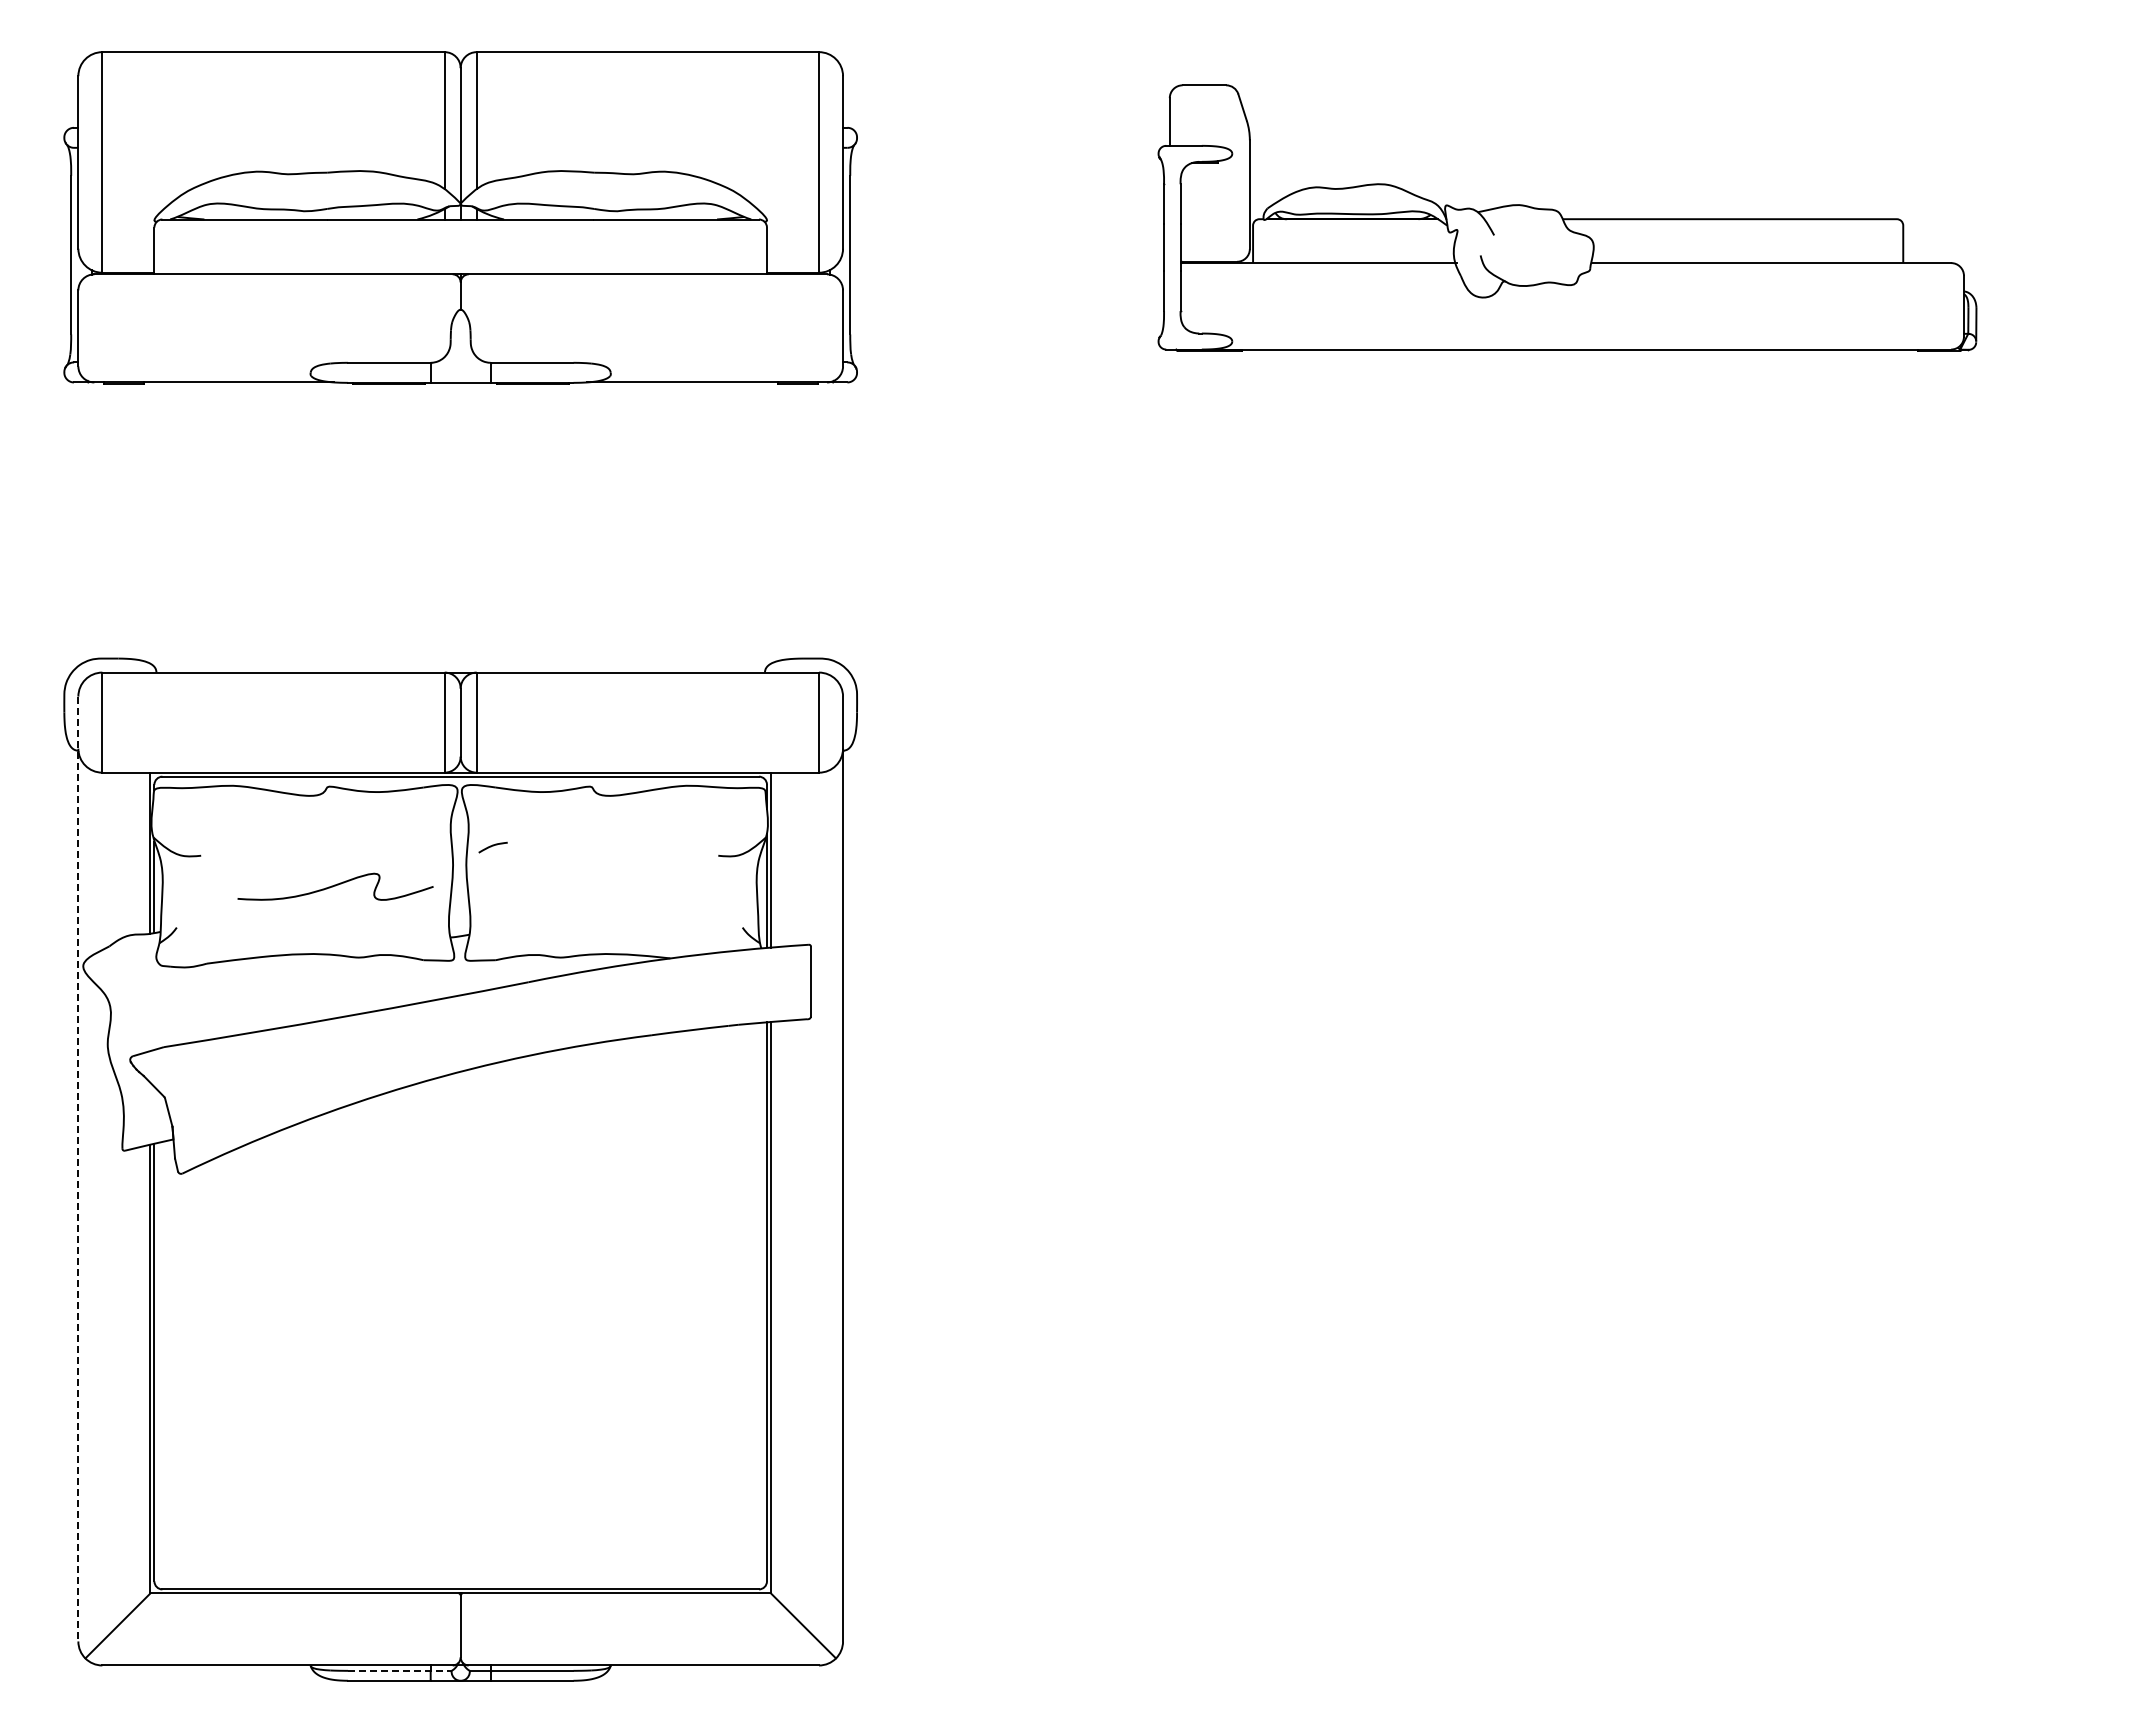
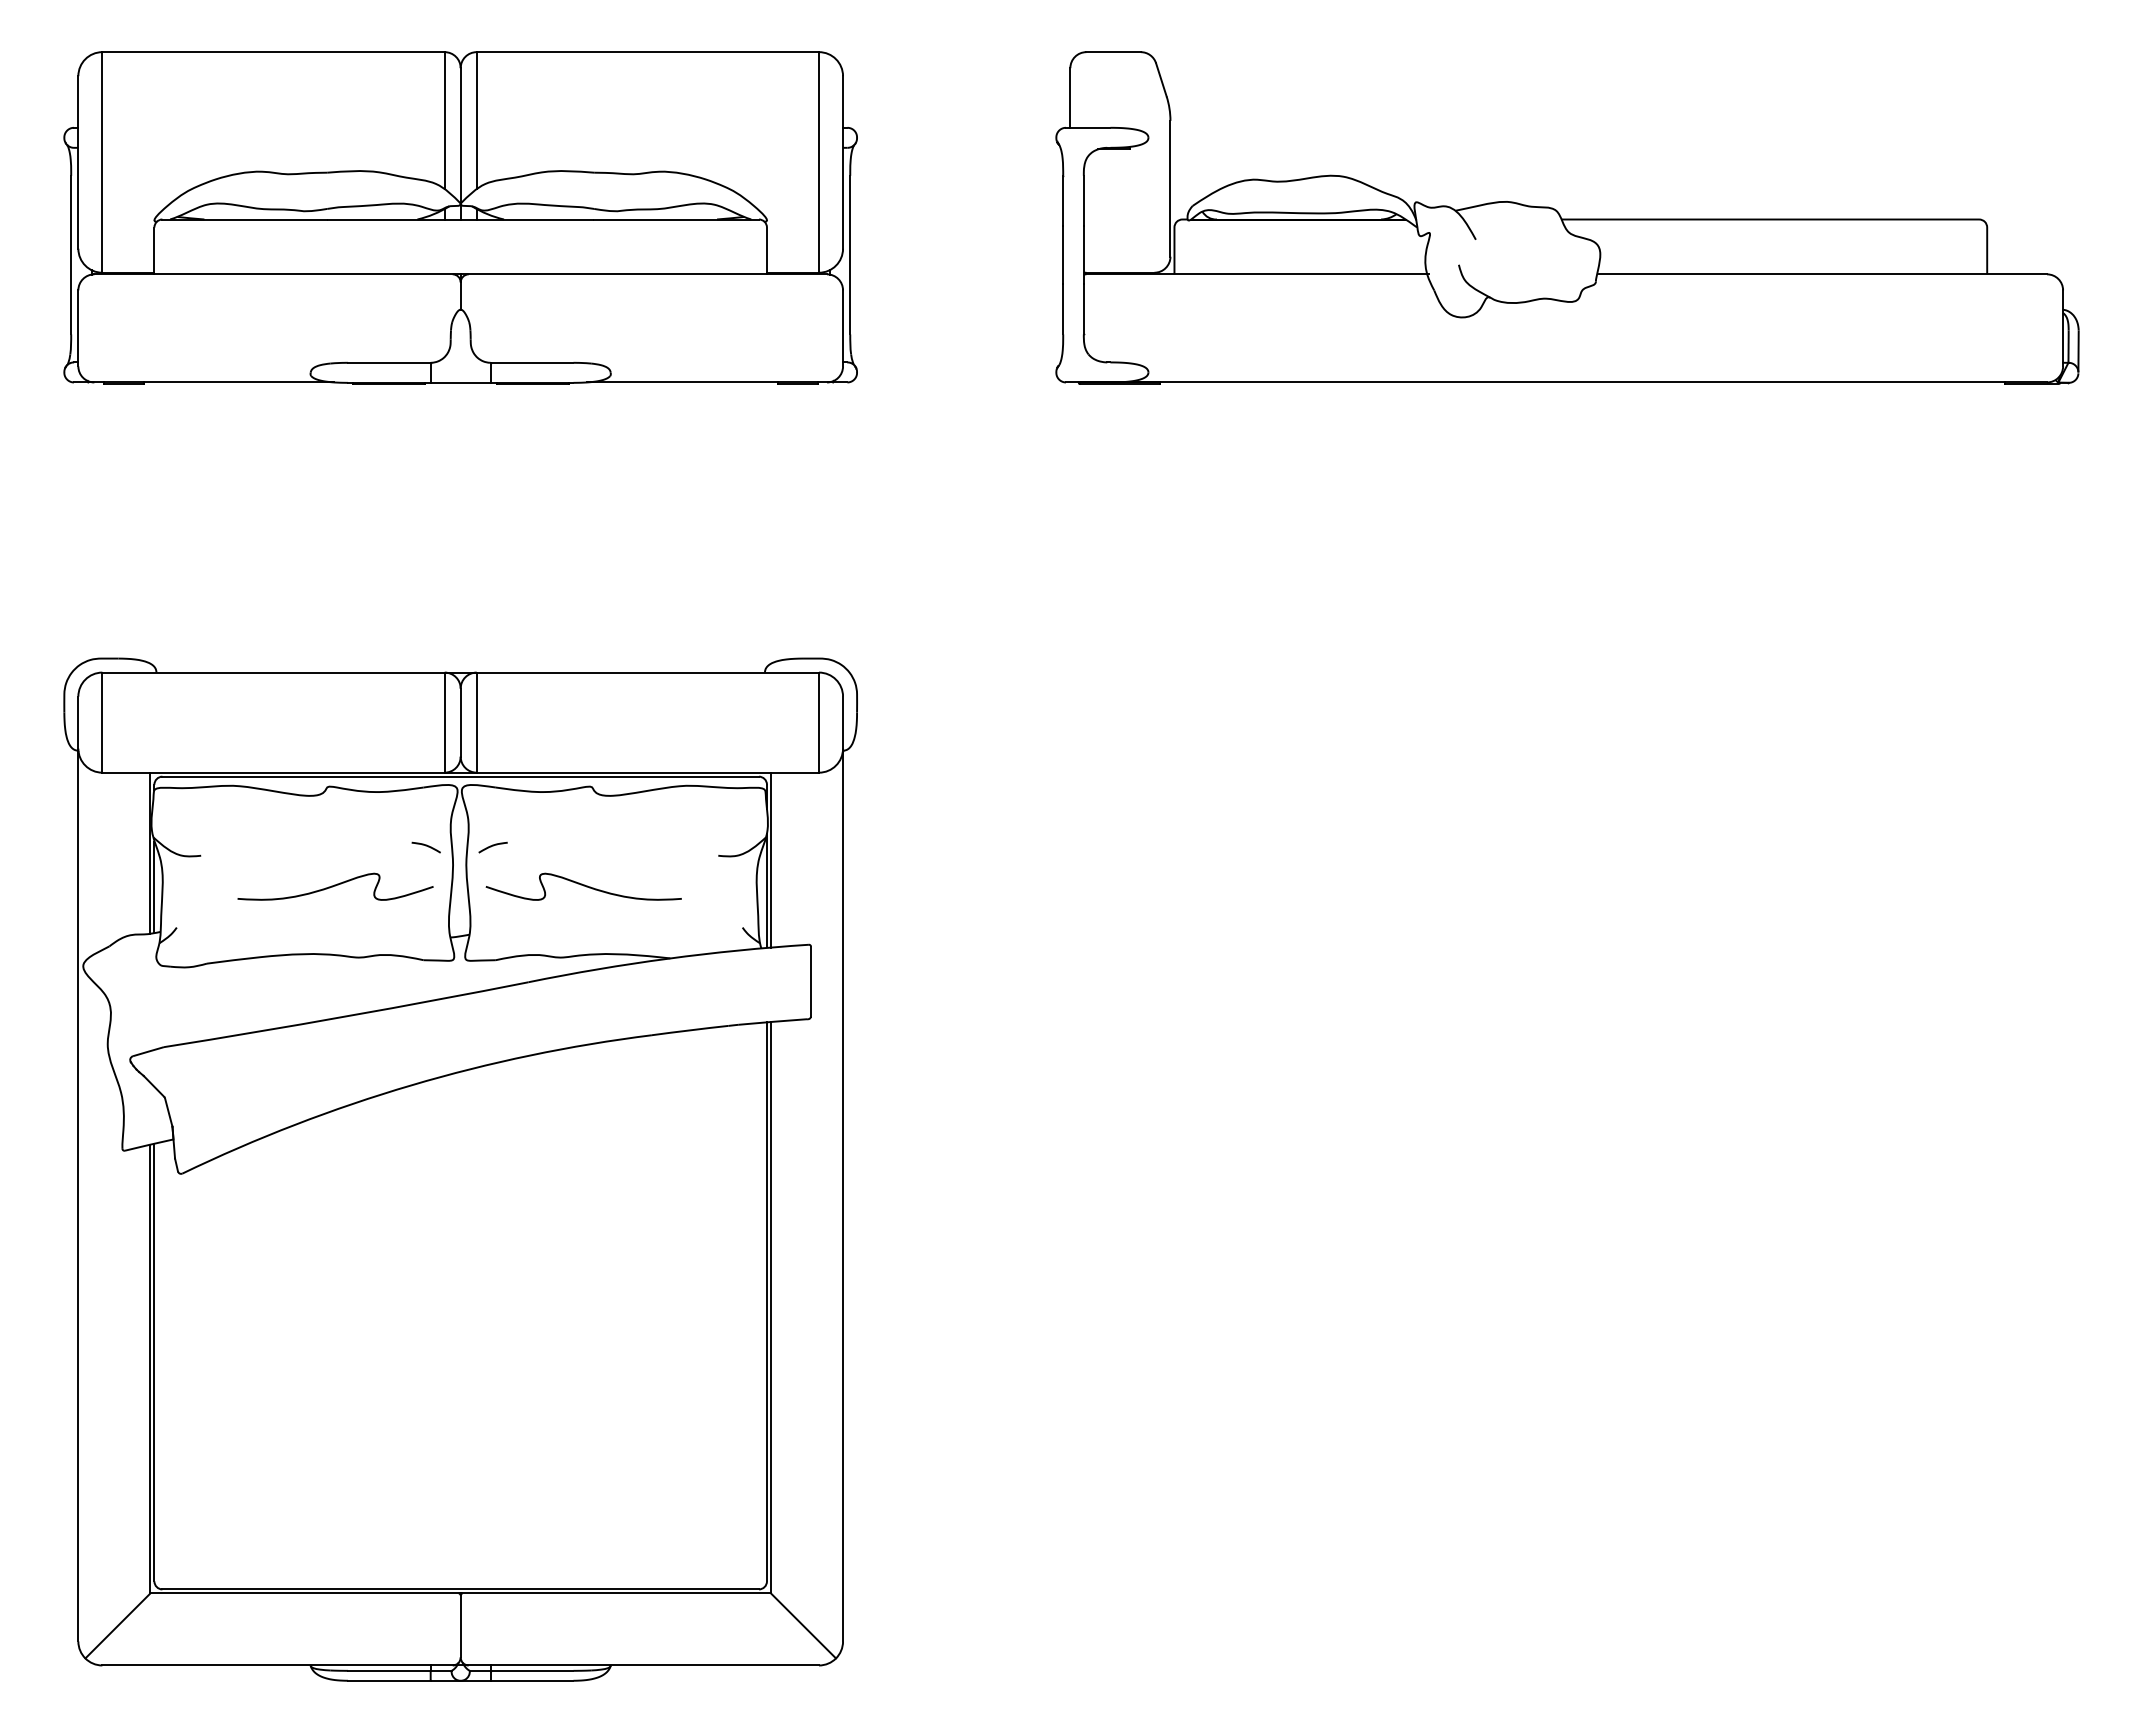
part size: 821x268 px -> 1025x334 px (1567, 217)
curve: none -> present (425, 846)
curve: none -> present (583, 886)
line: dashed -> solid (78, 1169)
line: dashed -> solid (399, 1670)
